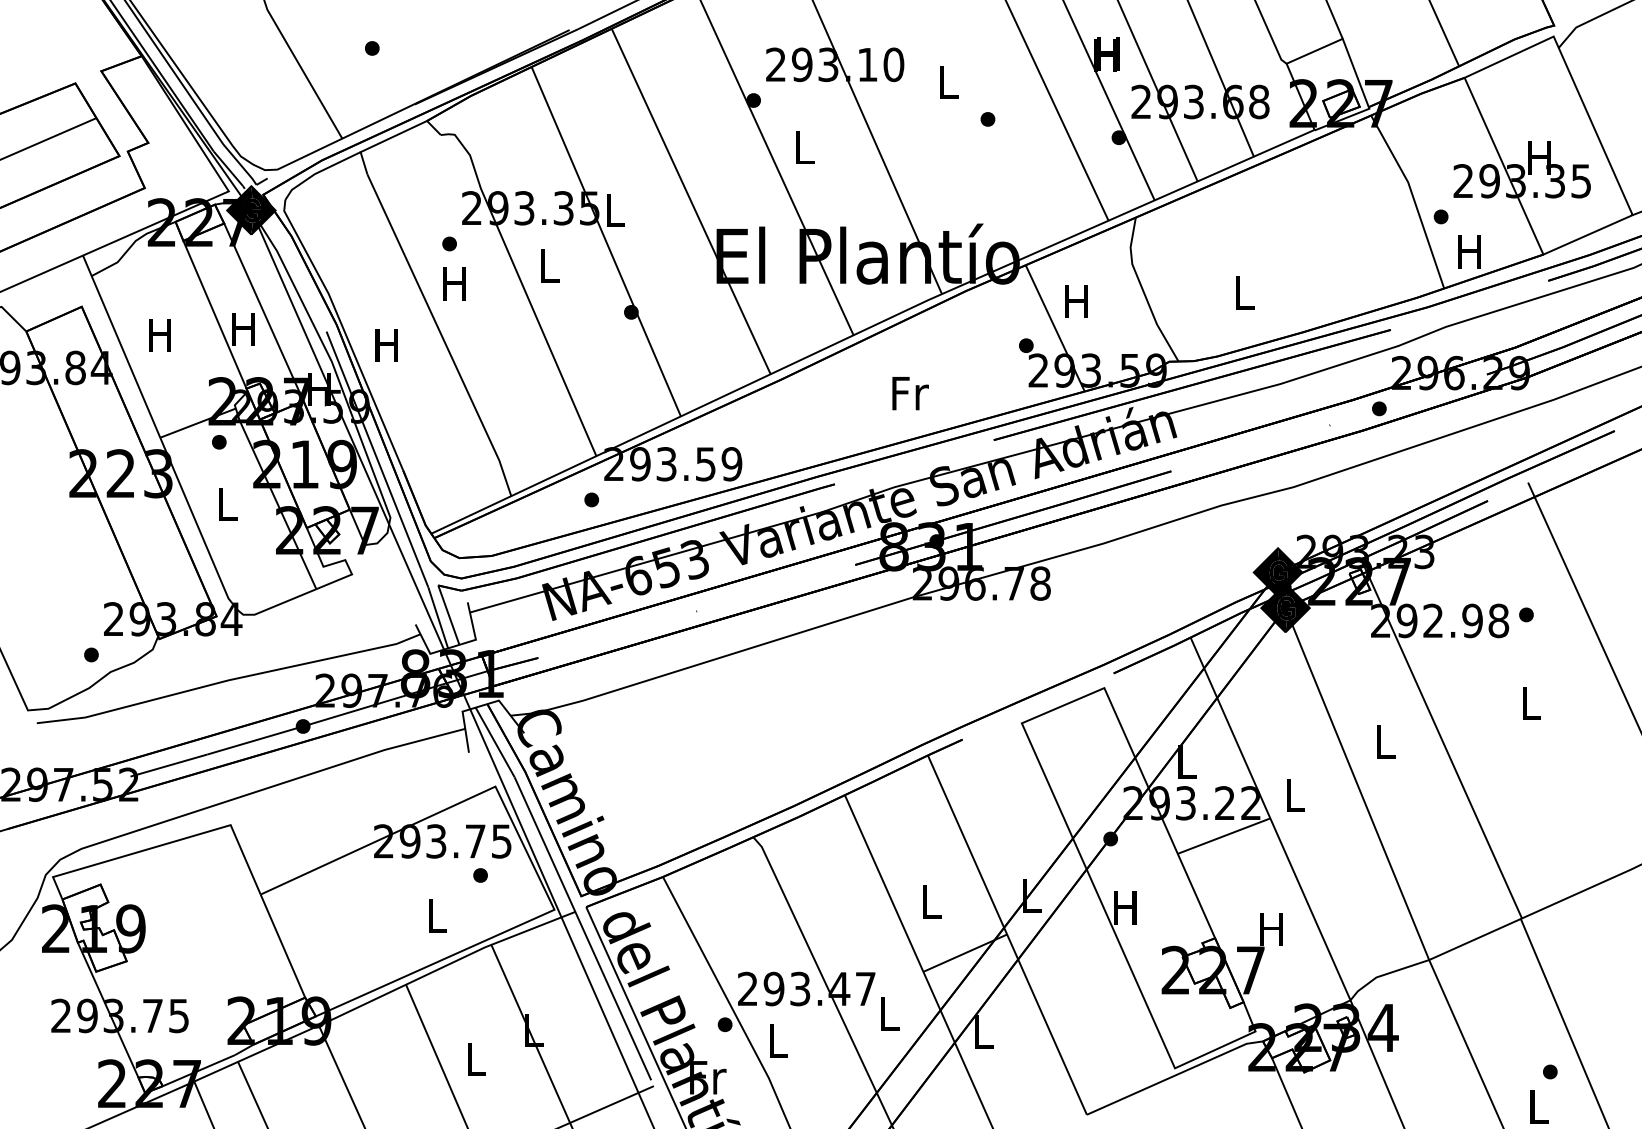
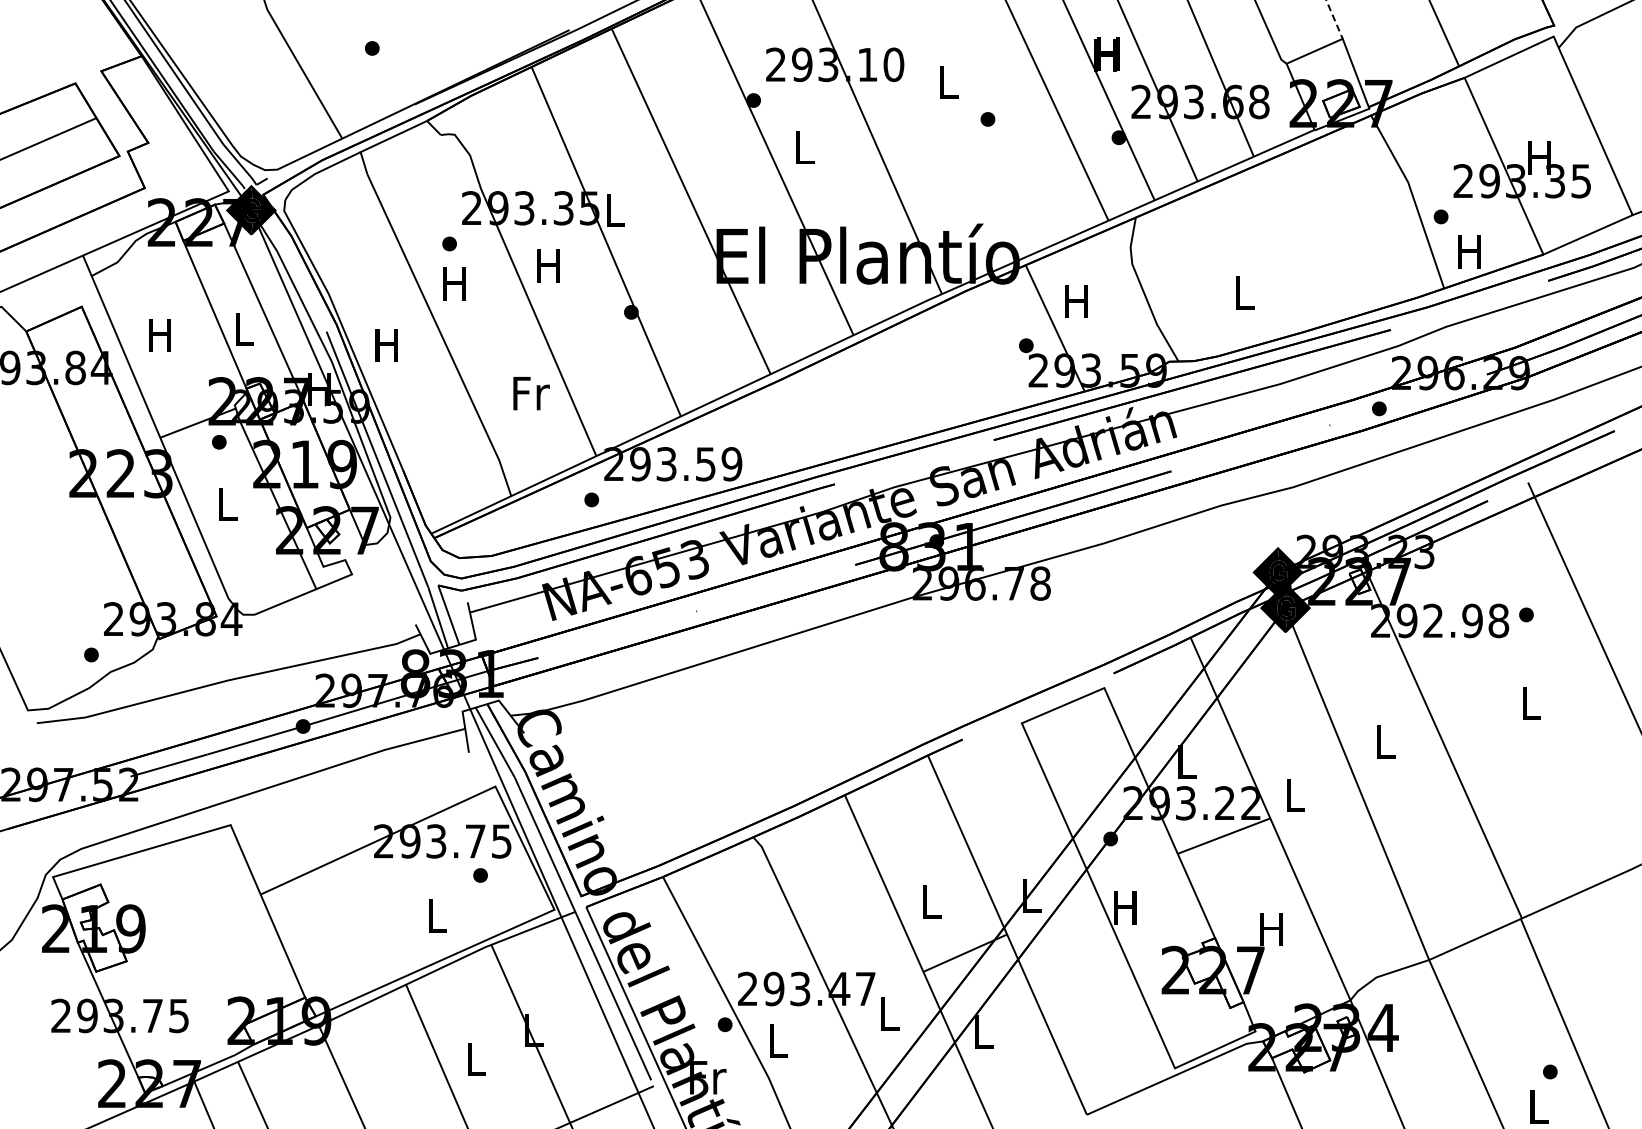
line: solid -> dashed (1334, 19)
text: L -> H (548, 265)
text: H -> L (243, 329)
text position: (910, 393) -> (531, 393) (531, 393)
